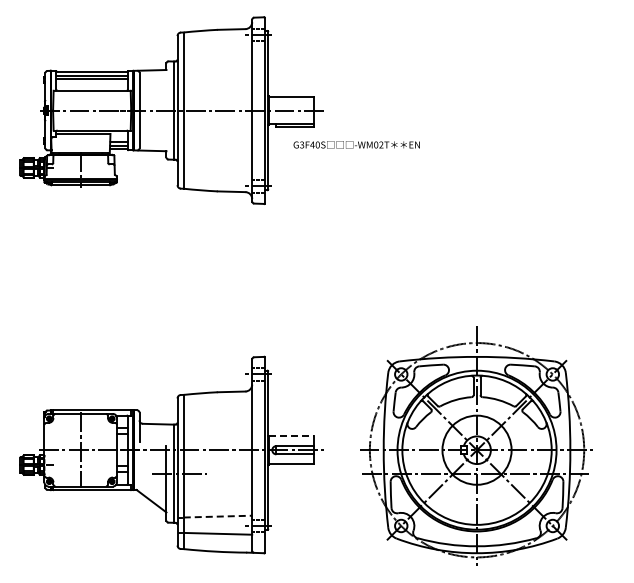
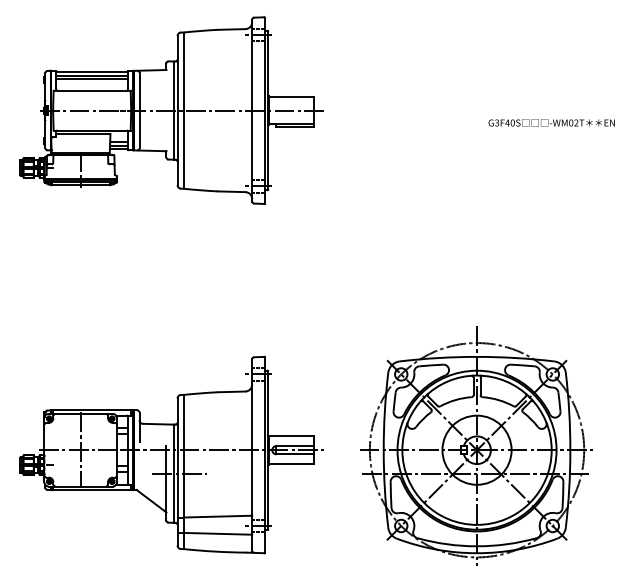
text position: (356, 144) -> (551, 122) (551, 122)
line: dashed -> solid (291, 436)
line: dashed -> solid (218, 516)
